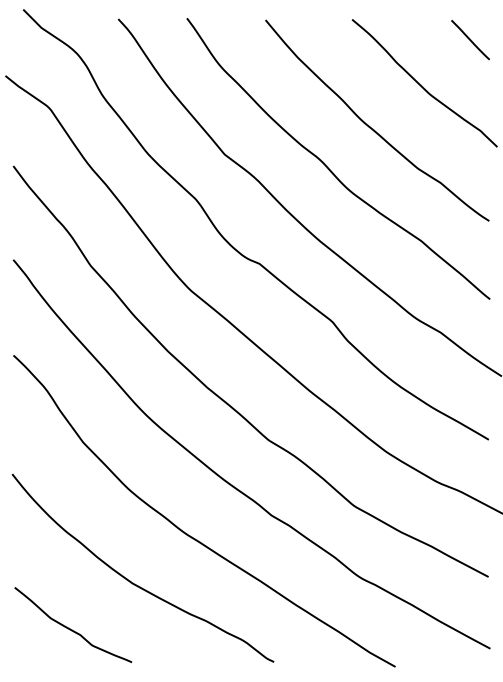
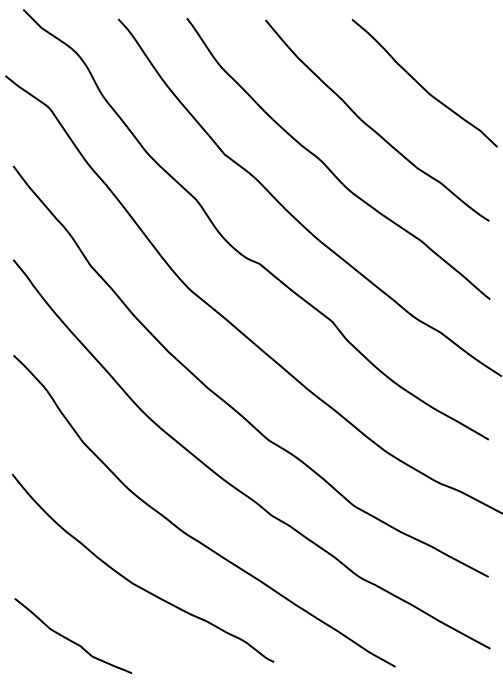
line: present -> none (470, 40)
curve position: (70, 628) -> (70, 639) (70, 639)
